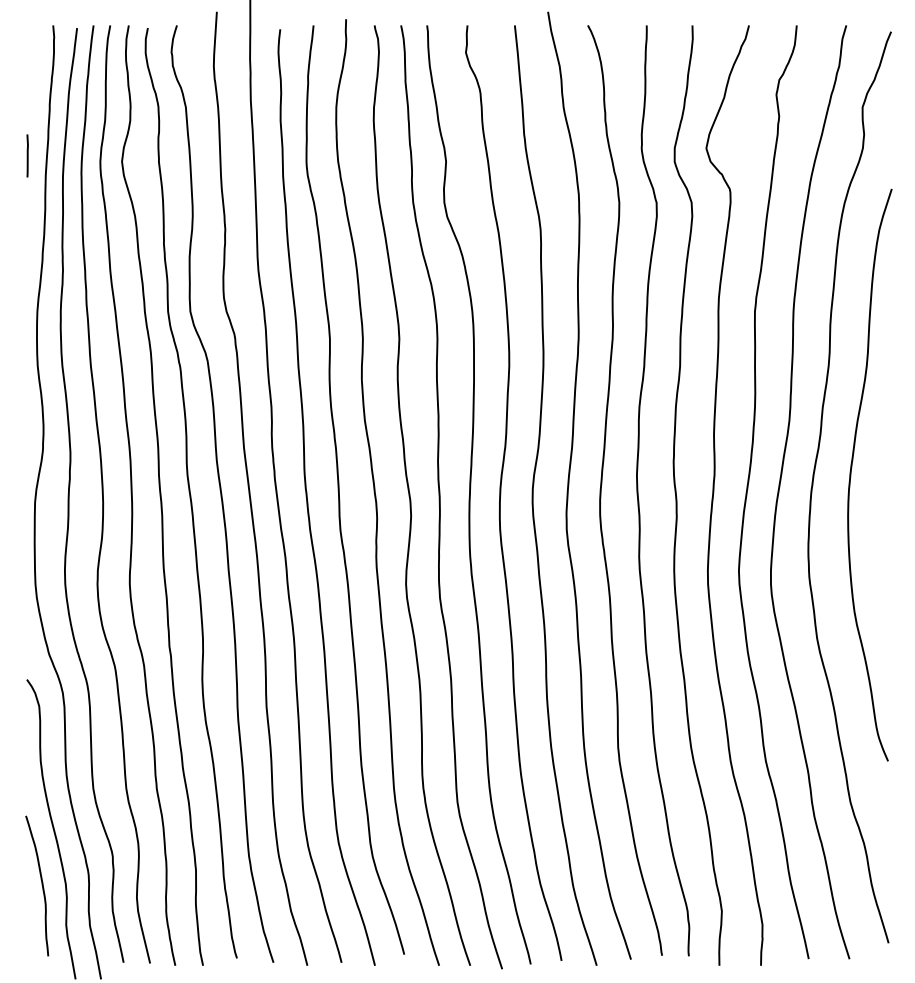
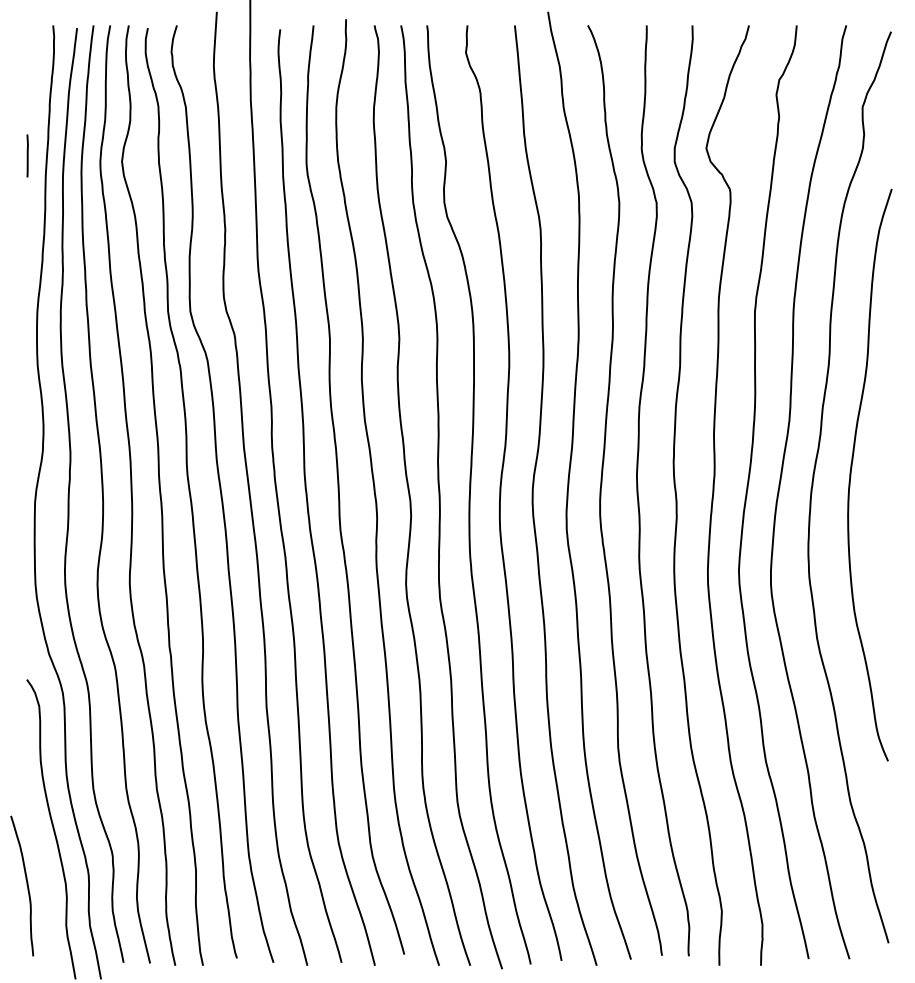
curve position: (41, 885) -> (26, 885) (26, 885)
